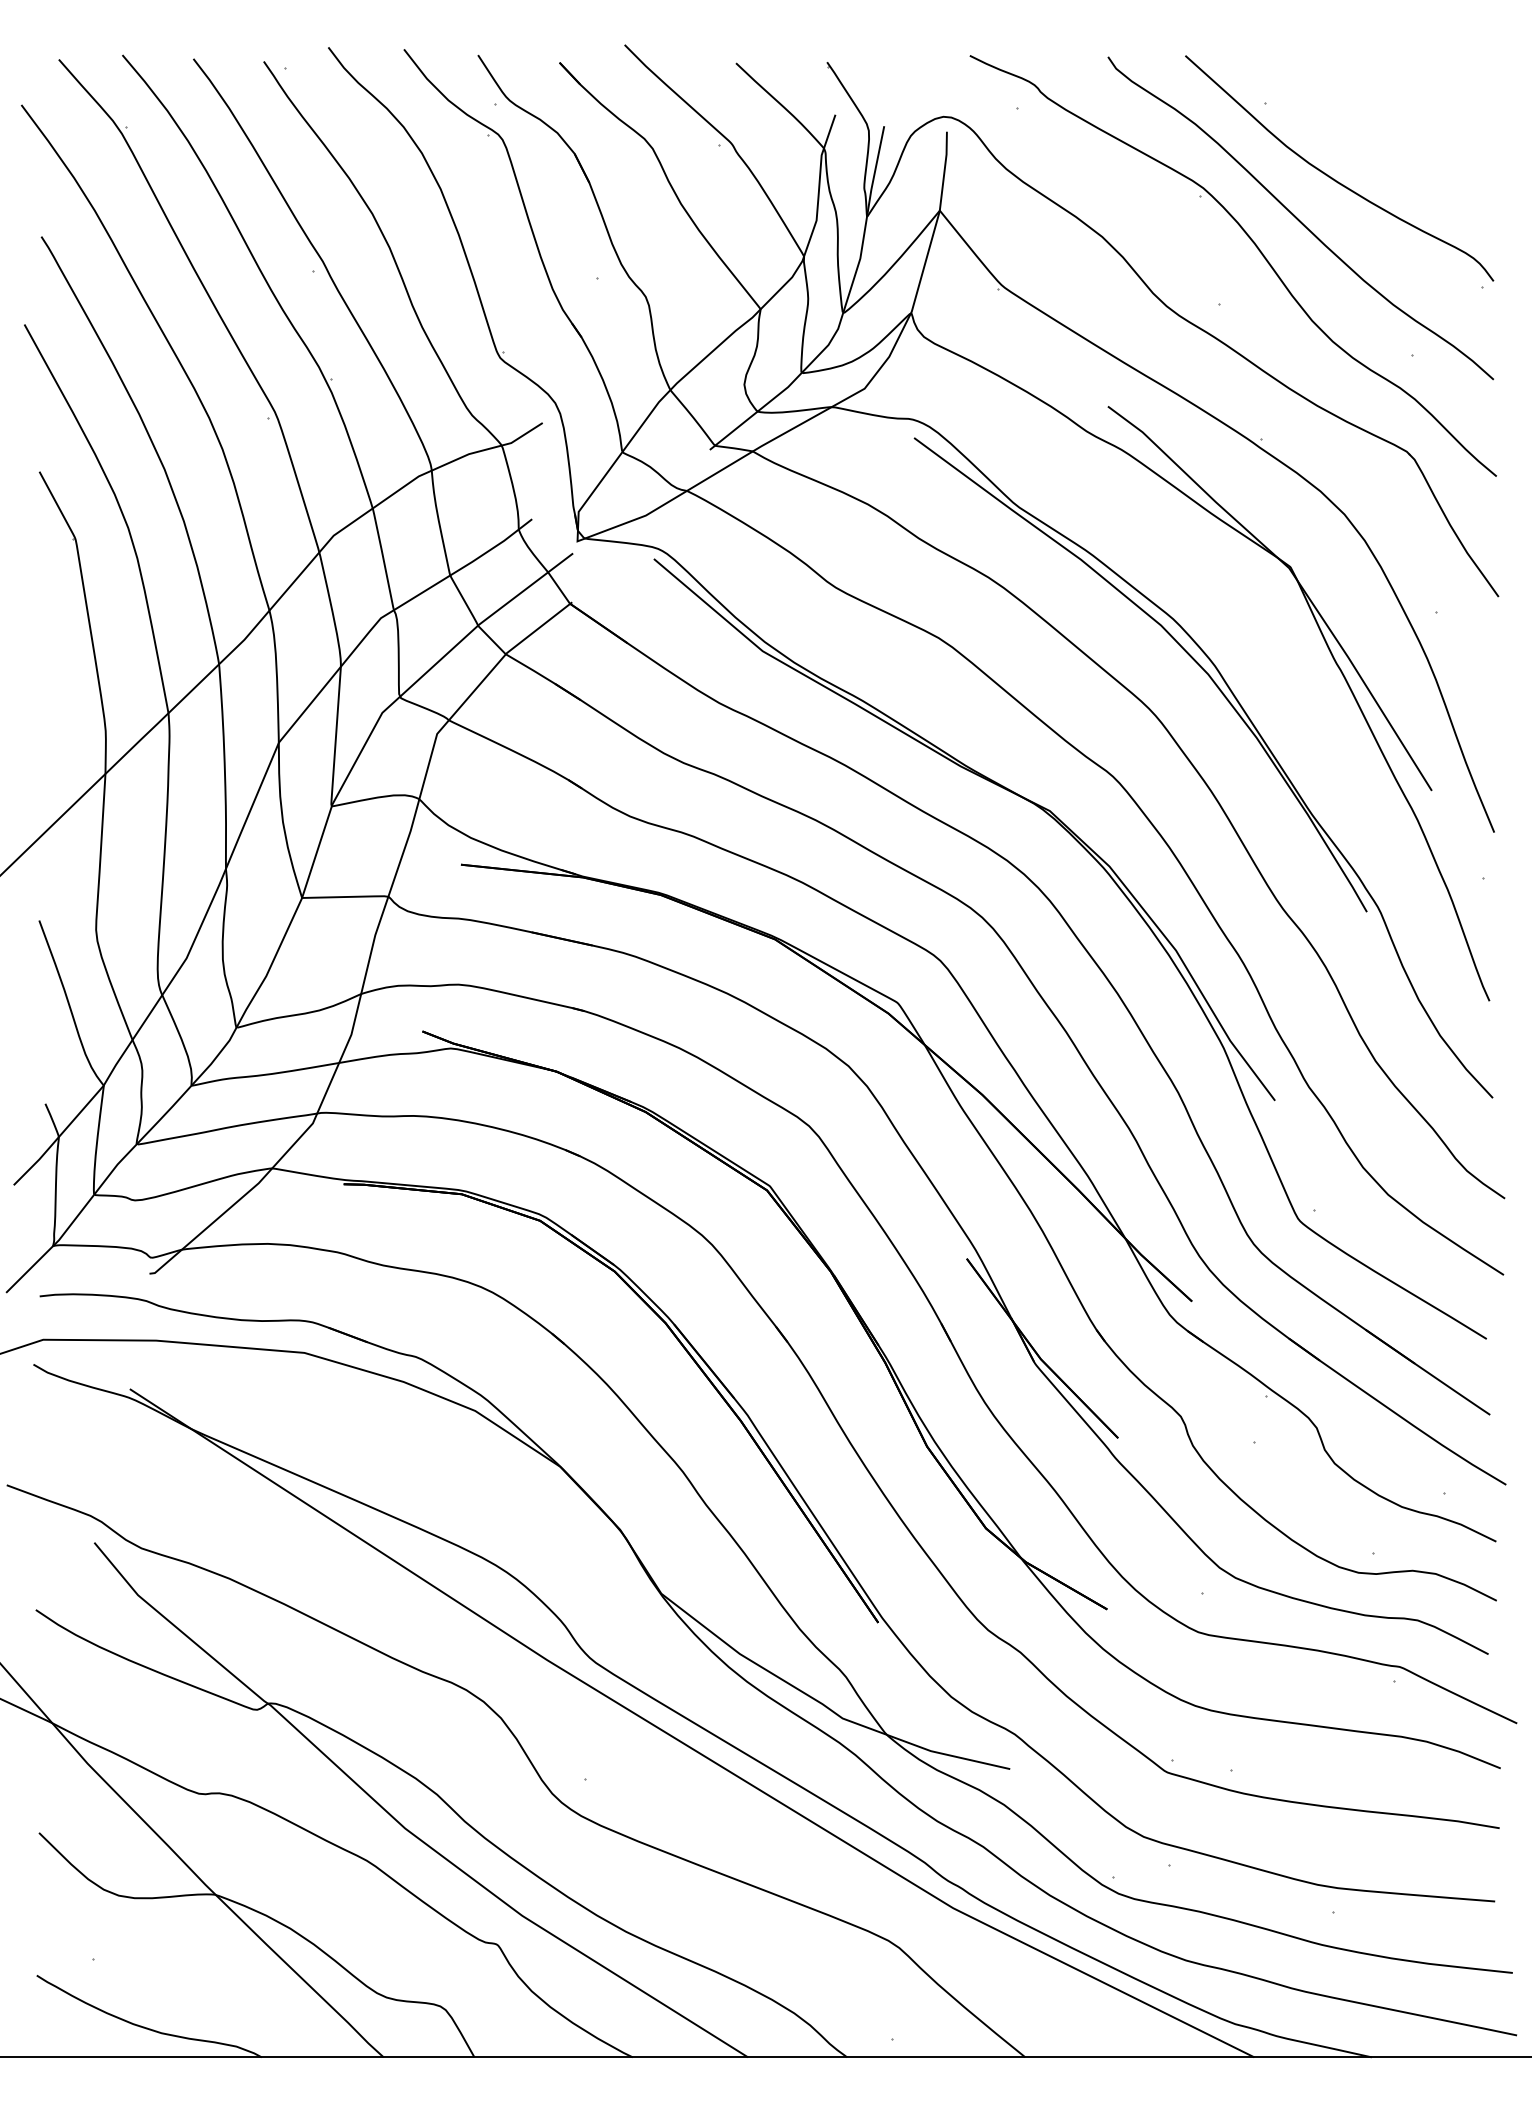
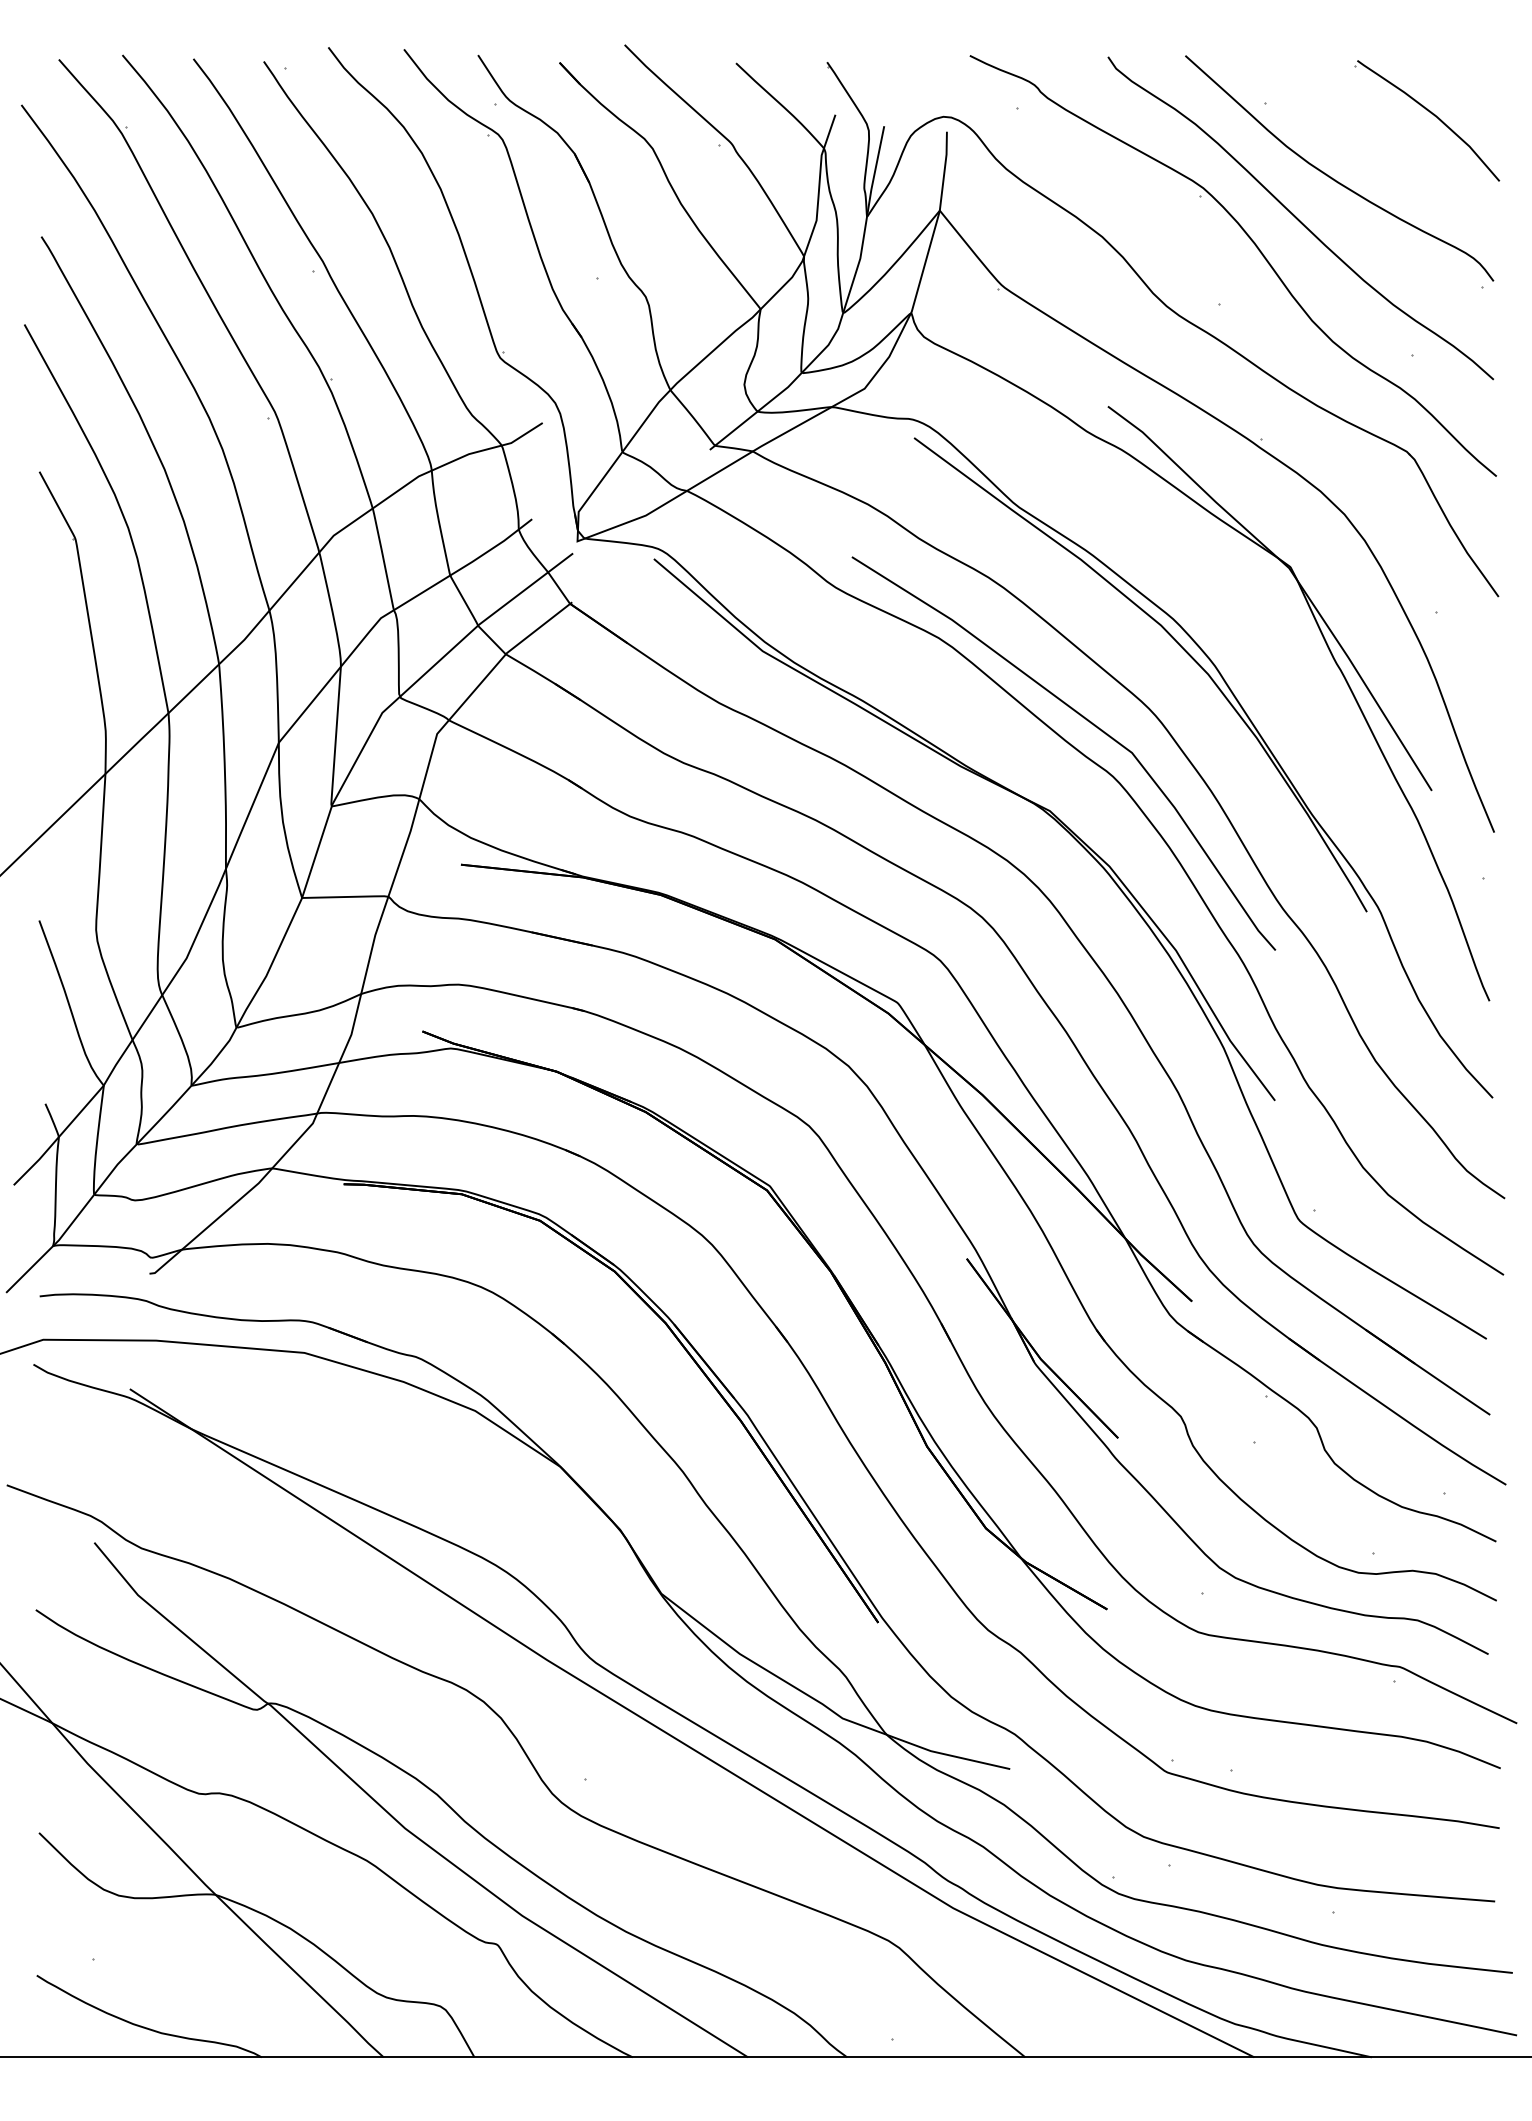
part: none -> present (1430, 113)
curve: none -> present (1087, 721)
